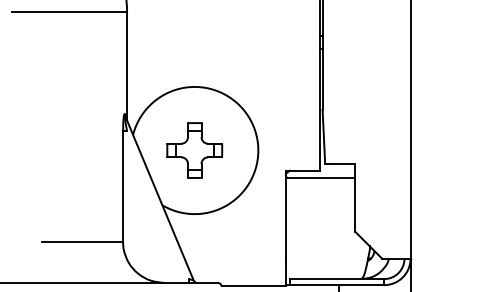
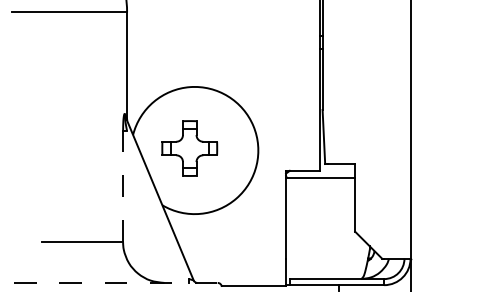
part position: (194, 150) -> (189, 148) (189, 148)
line: solid -> dashed (123, 186)
line: solid -> dashed (108, 282)
